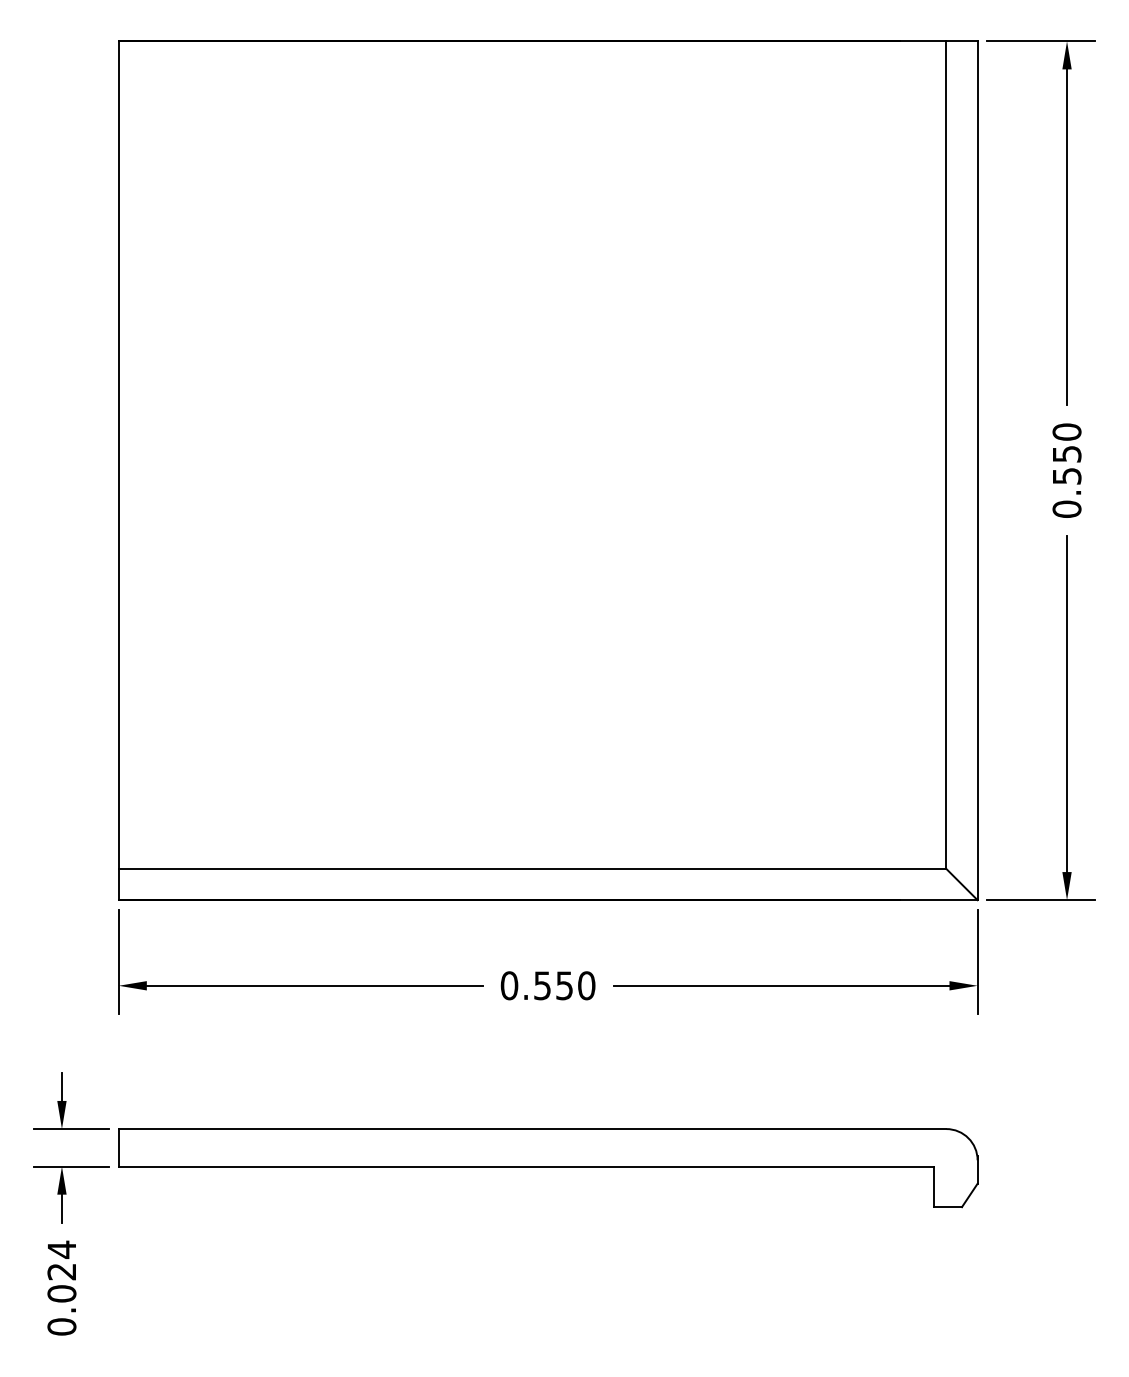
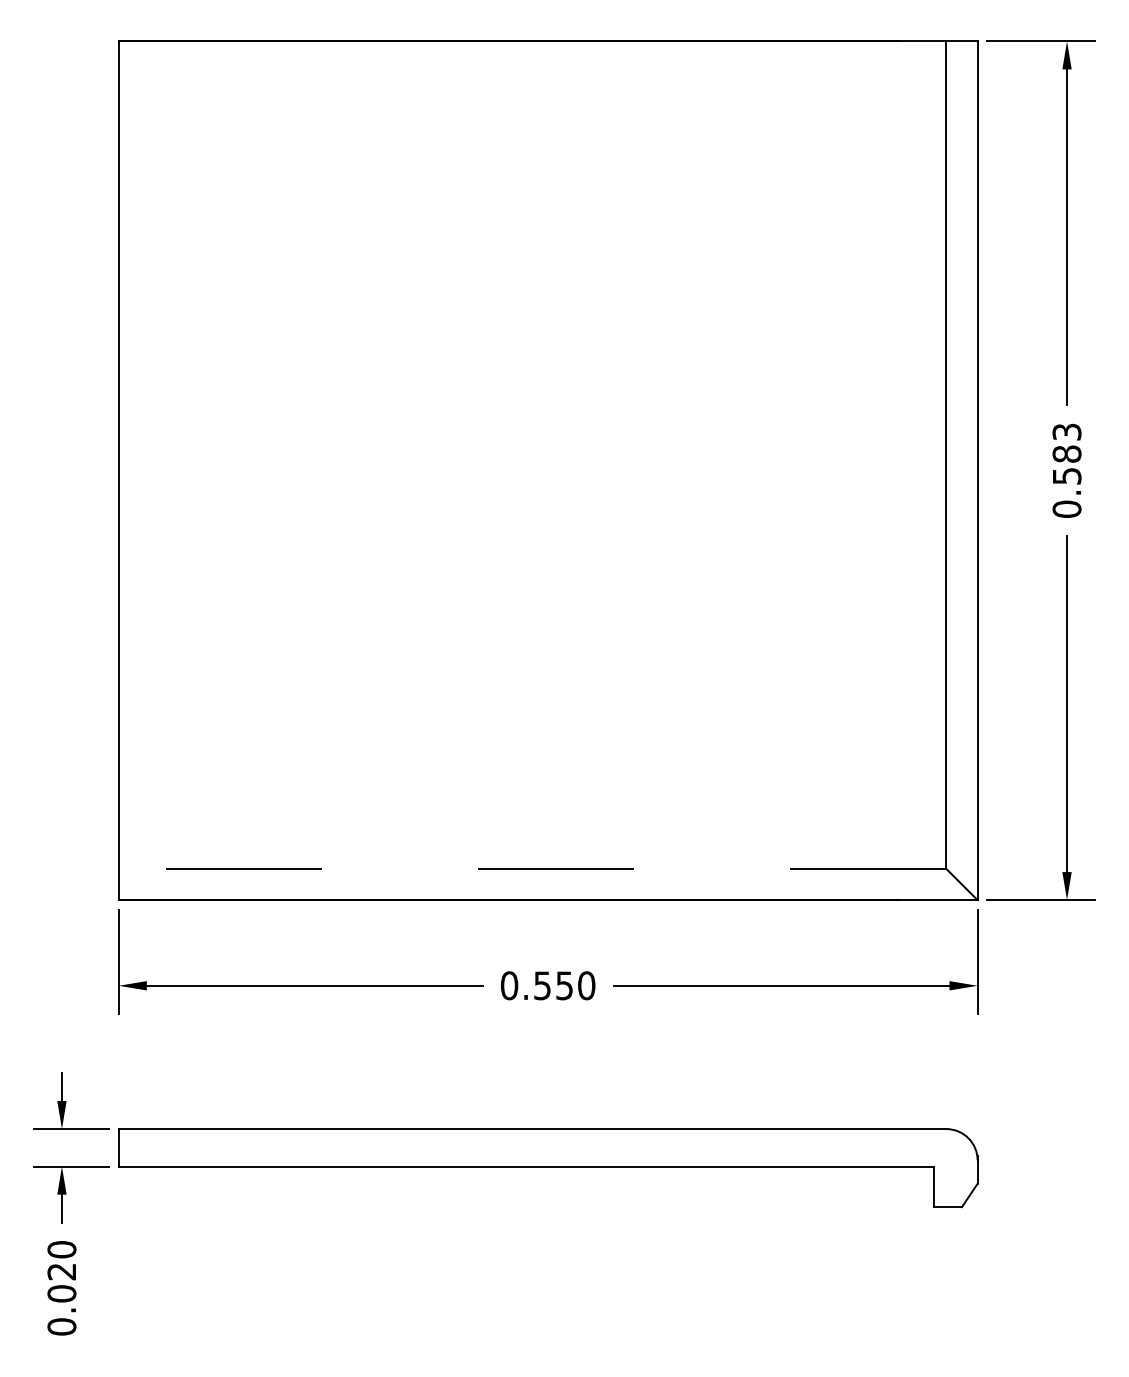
text: 0.550 -> 0.583 (1066, 442)
line: solid -> dashed (532, 868)
text: 0.024 -> 0.020 (61, 1249)
